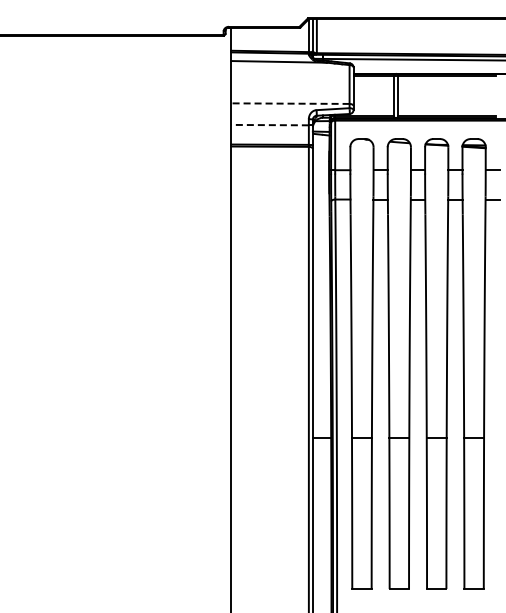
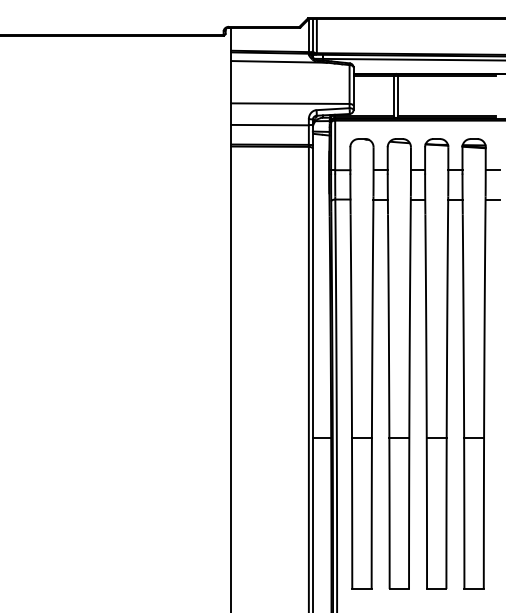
line: dashed -> solid (290, 103)
line: dashed -> solid (270, 125)
